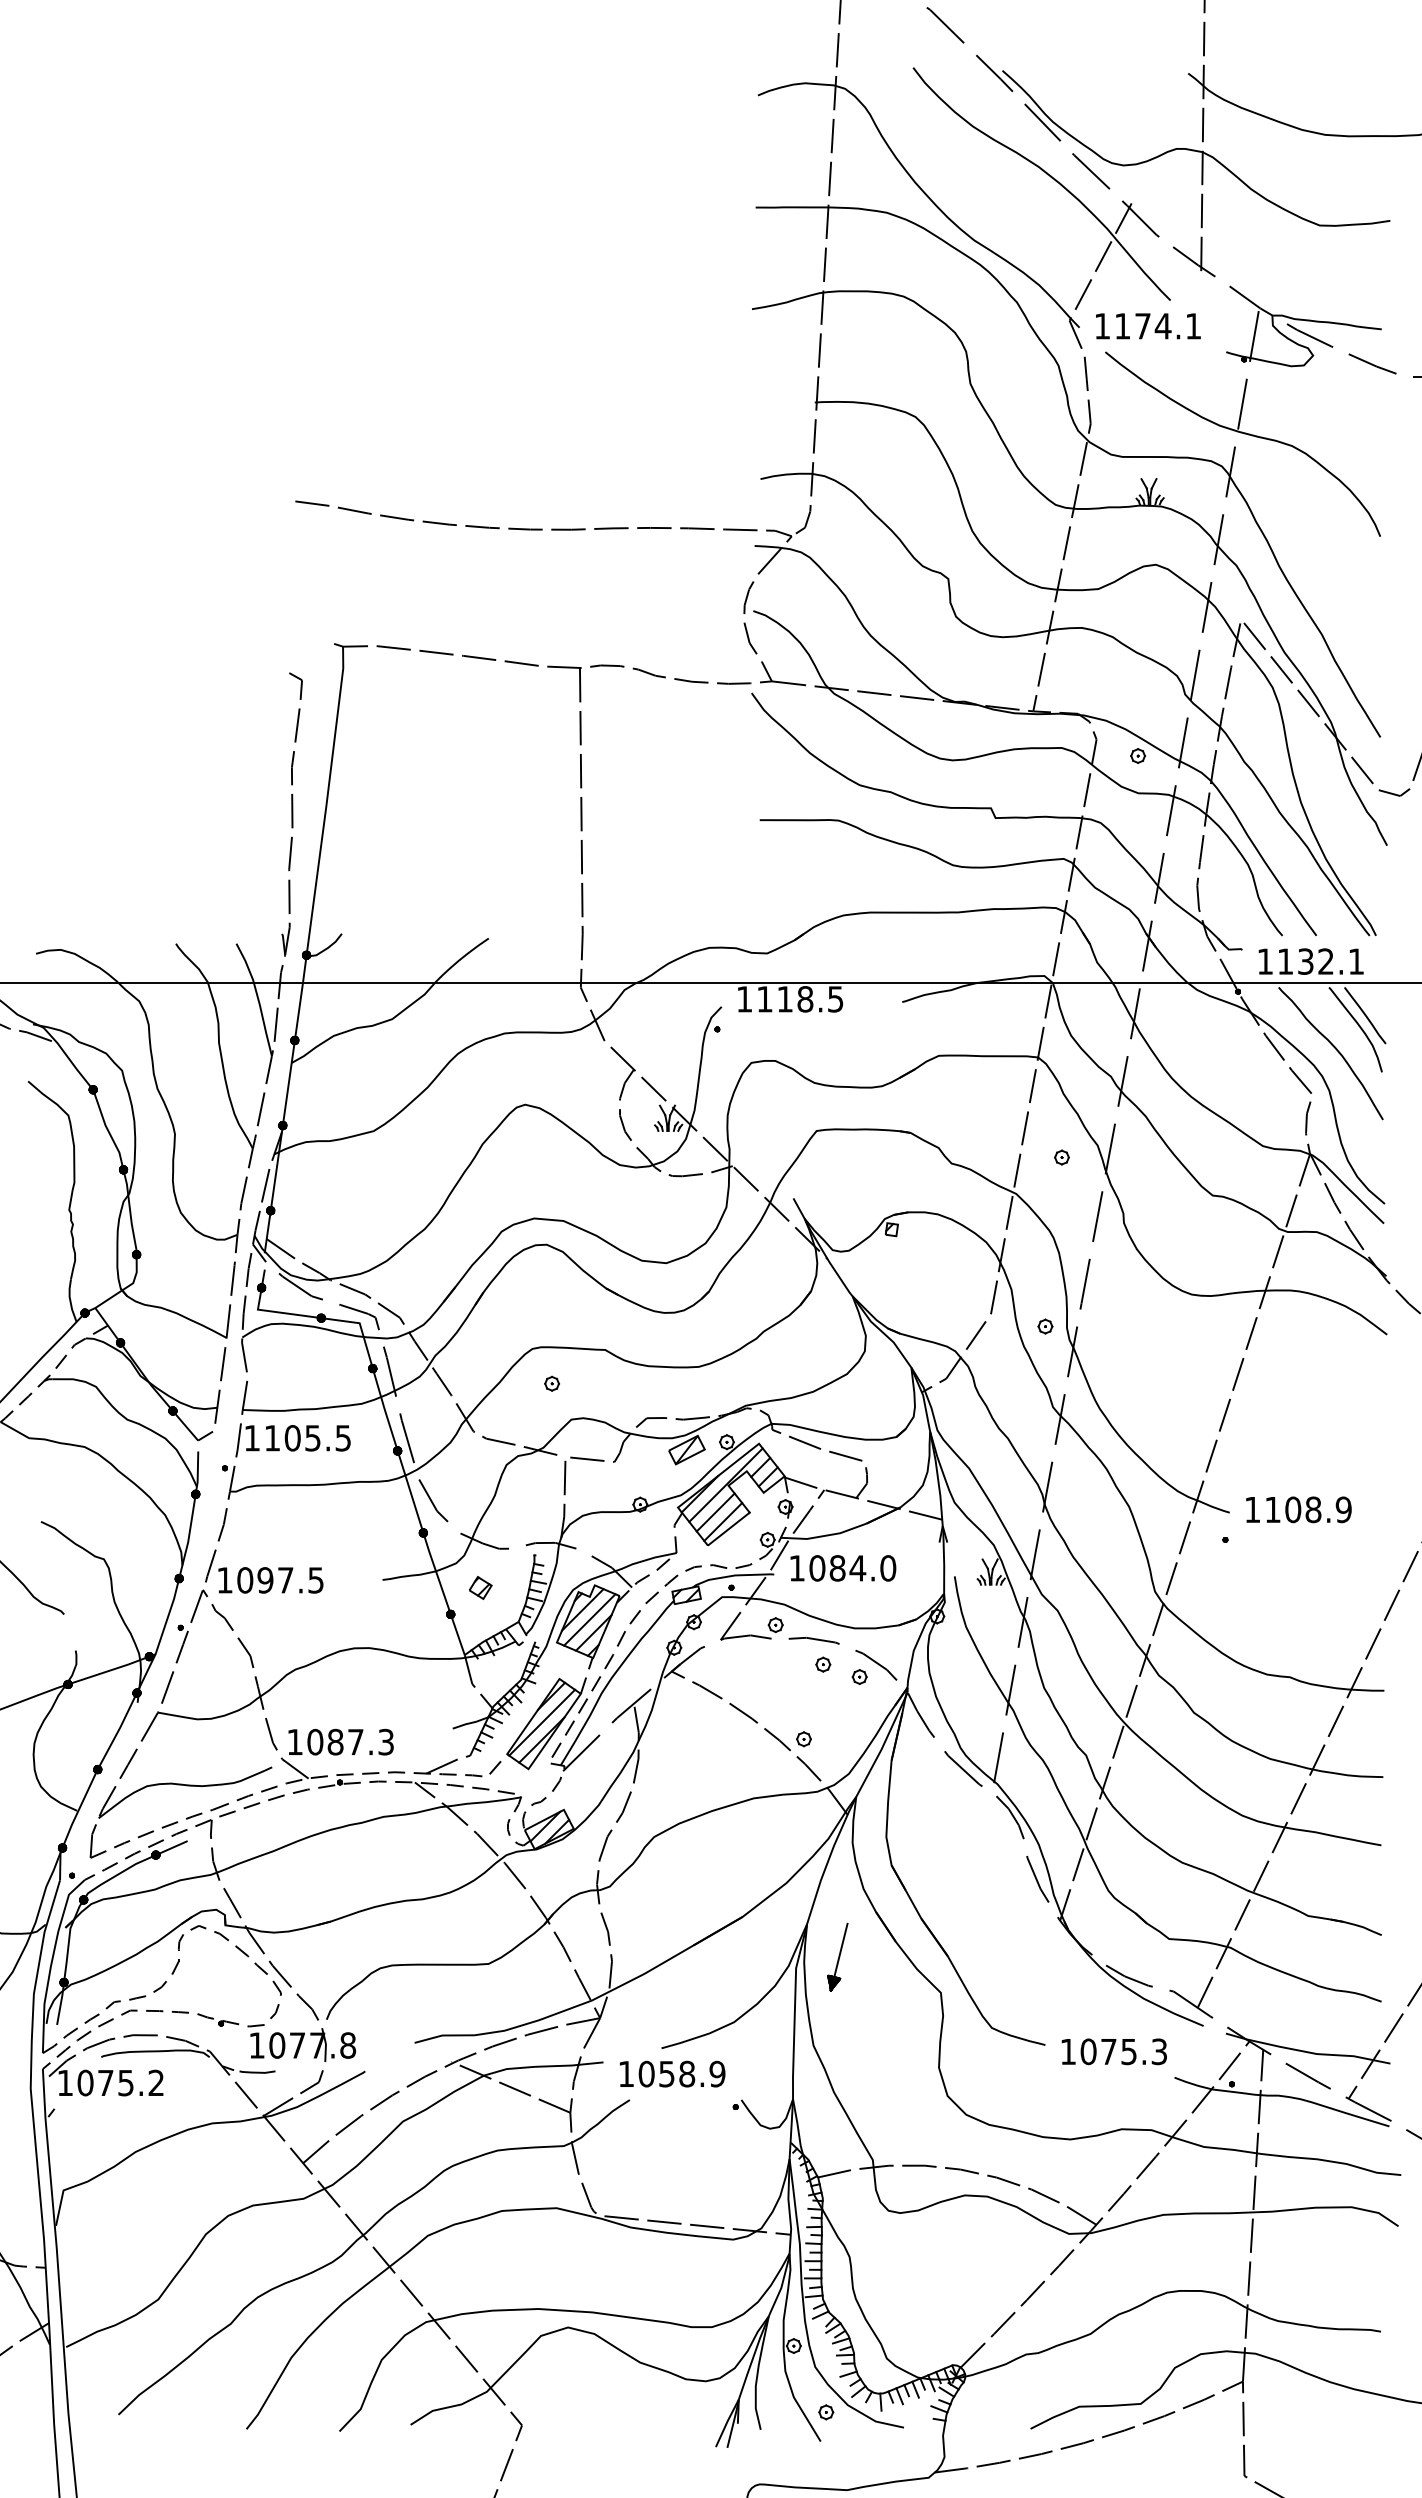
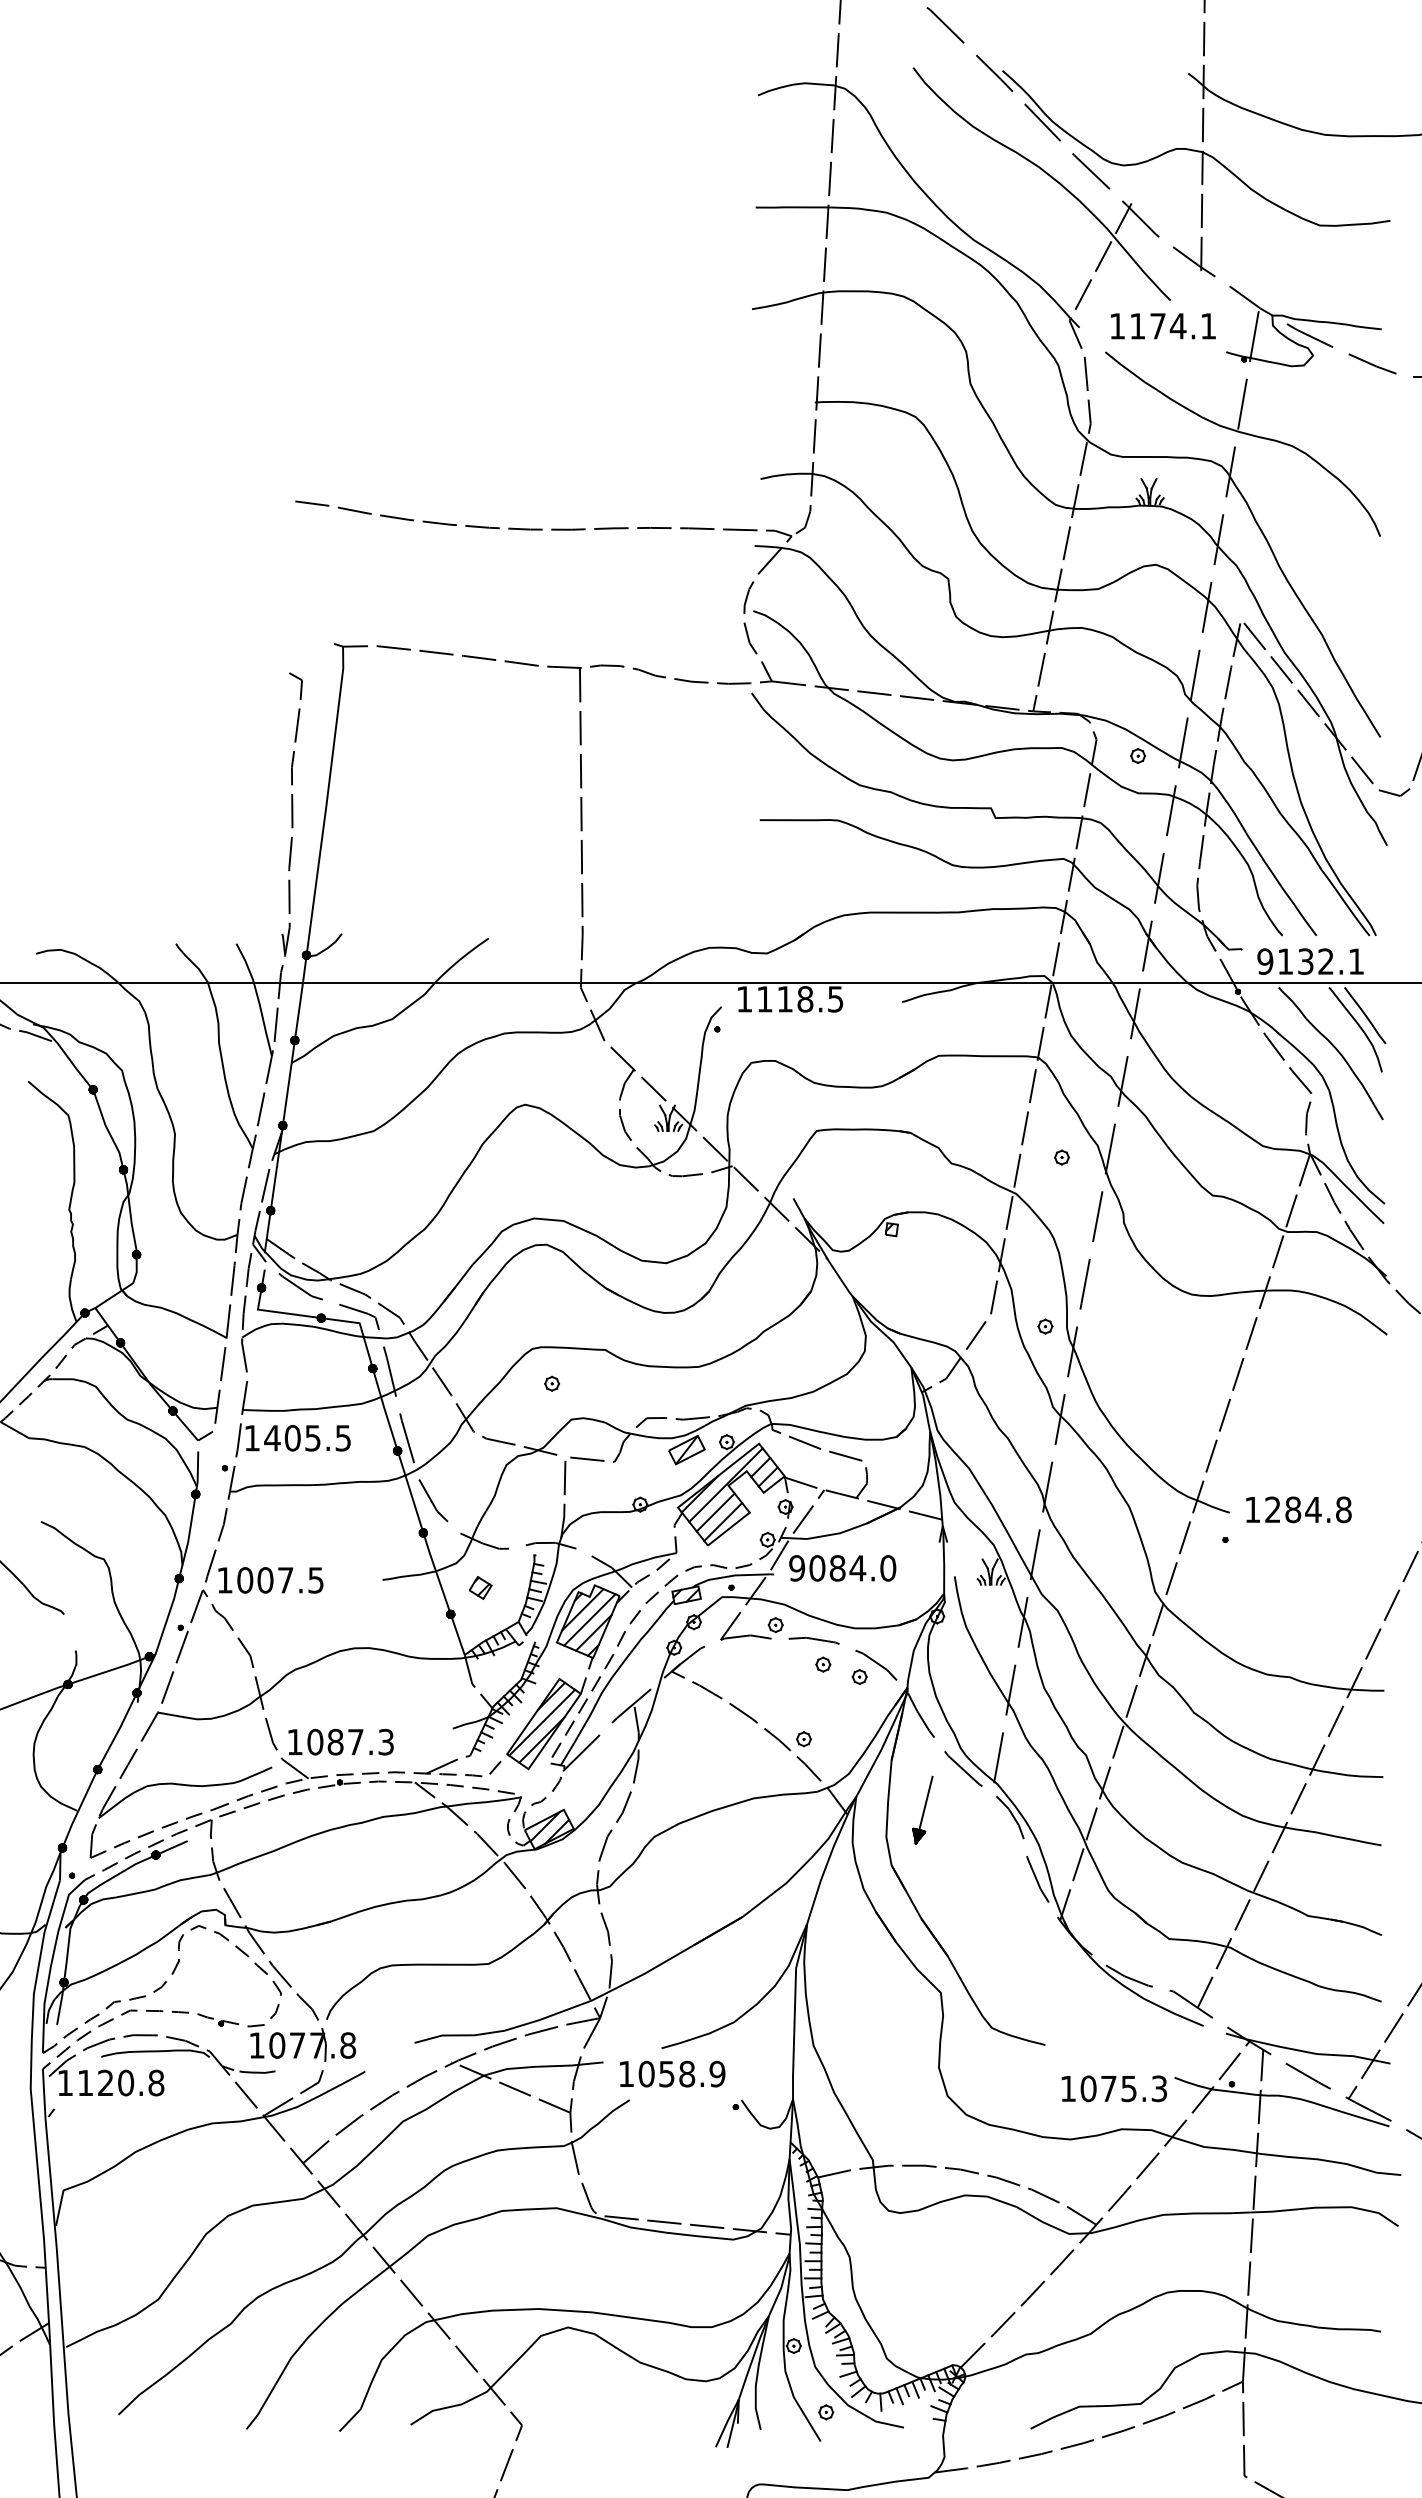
text position: (1148, 326) -> (1163, 326) (1163, 326)
text: 1132.1 -> 9132.1 (1265, 961)
text: 1105.5 -> 1405.5 (272, 1438)
text: 1108.9 -> 1284.8 (1308, 1509)
text: 1084.0 -> 9084.0 (797, 1568)
text: 1097.5 -> 1007.5 (265, 1580)
part position: (837, 1956) -> (922, 1809) (922, 1809)
text position: (1113, 2051) -> (1113, 2088) (1113, 2088)
text: 1075.2 -> 1120.8 (120, 2082)
